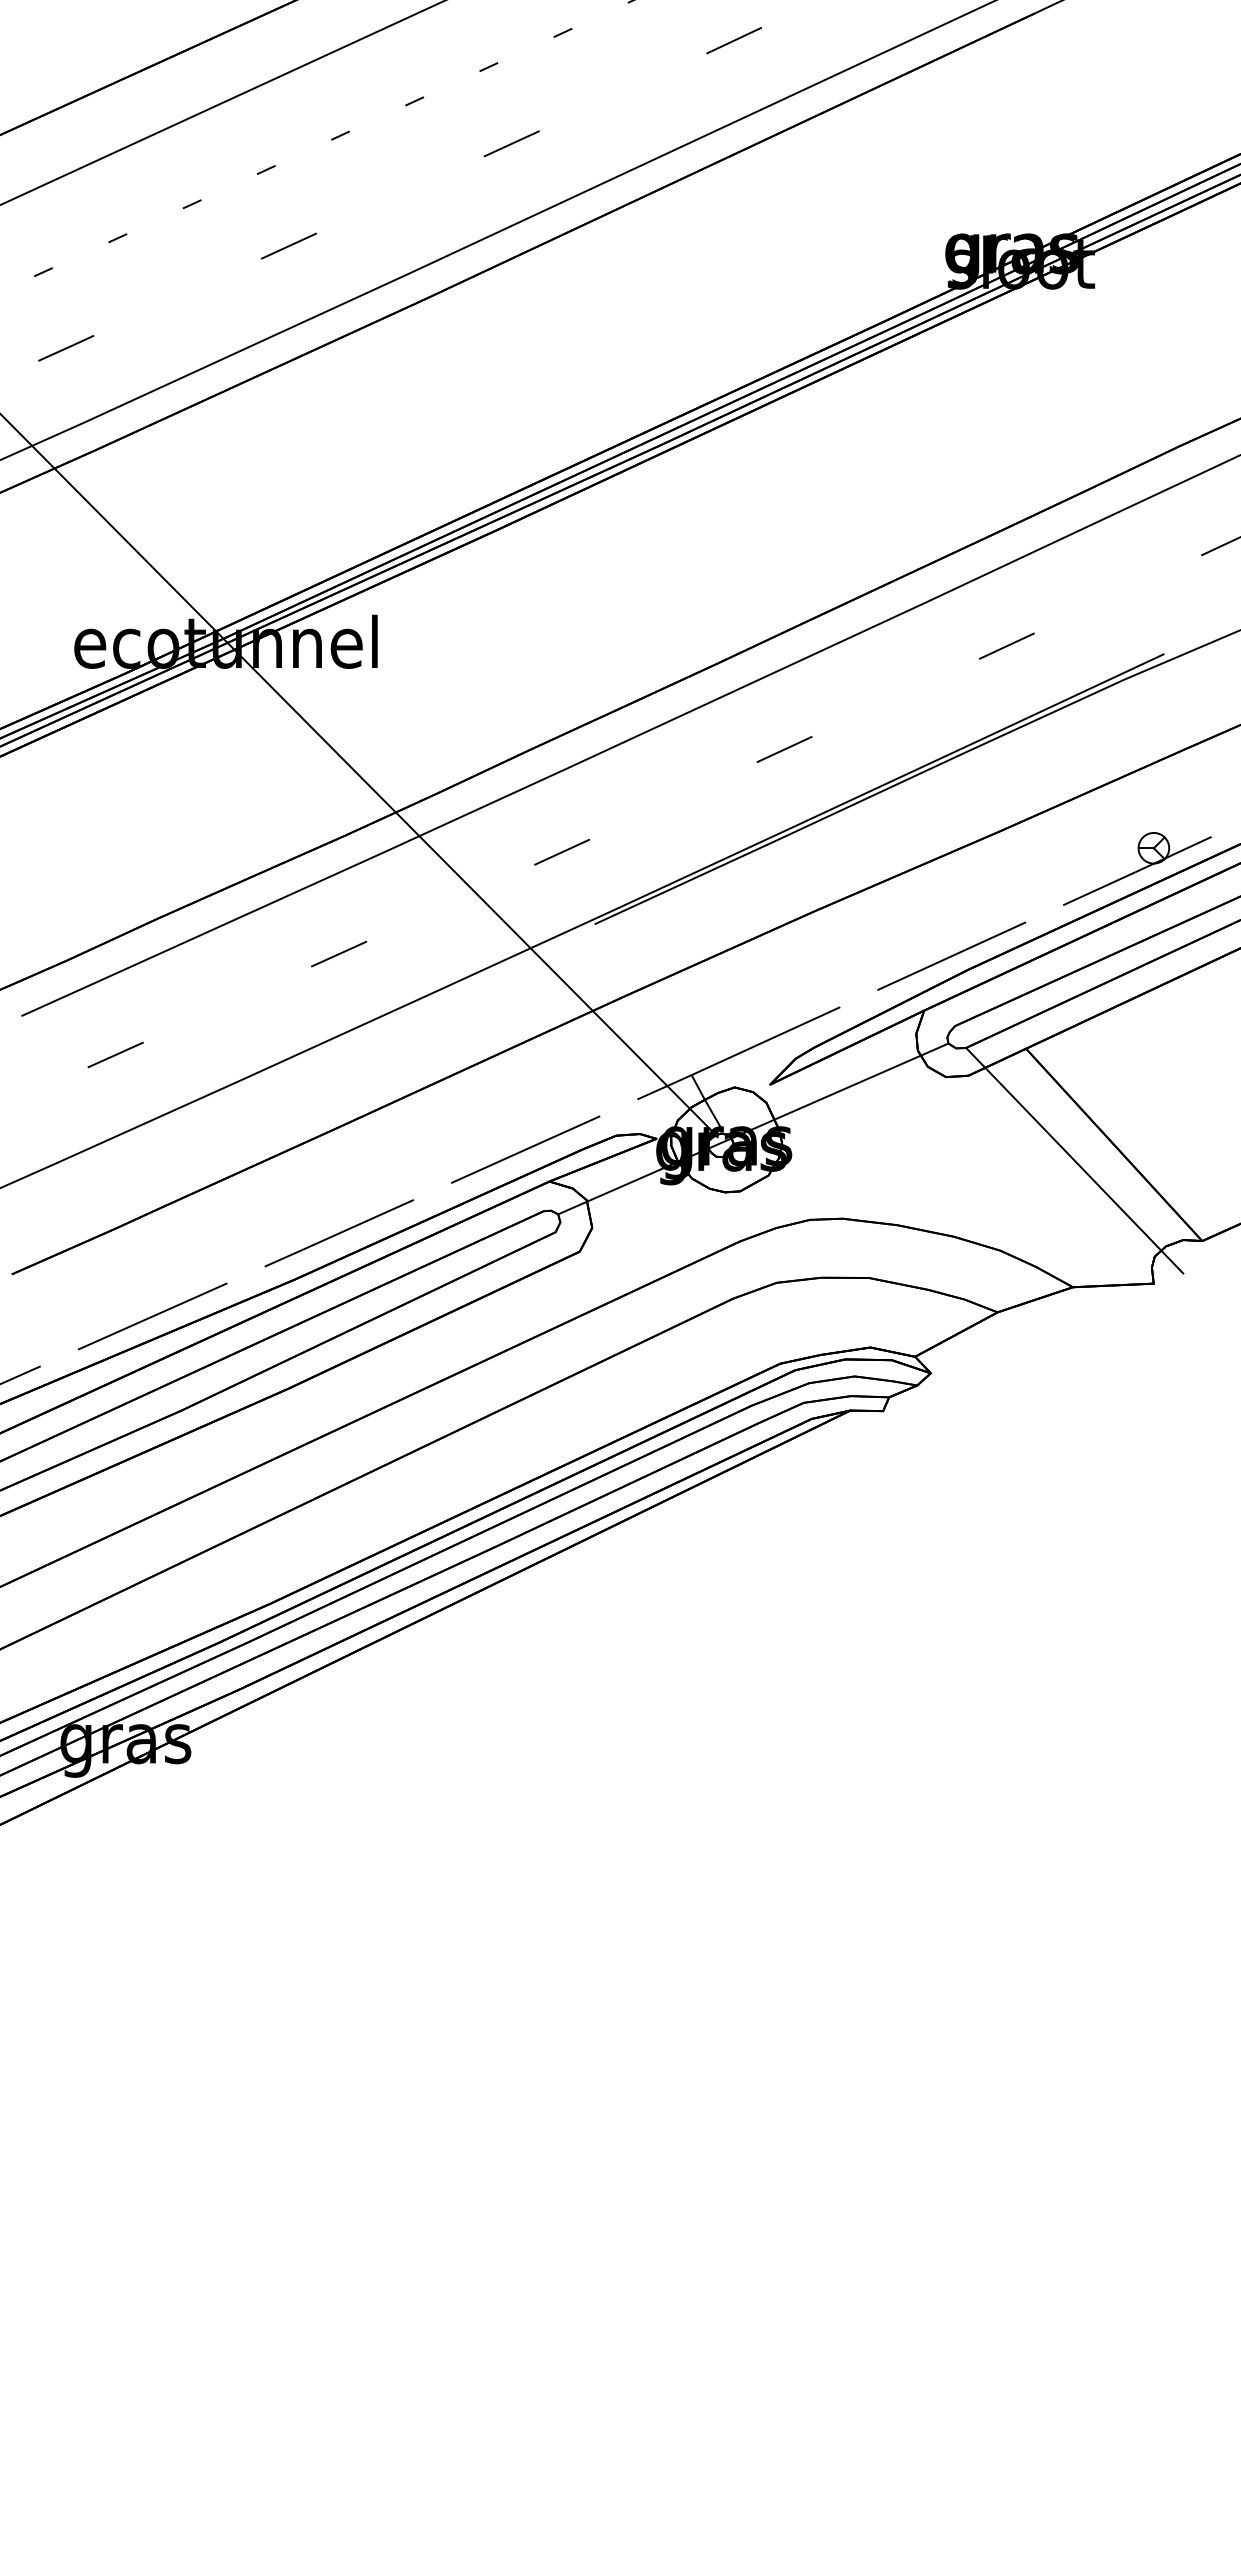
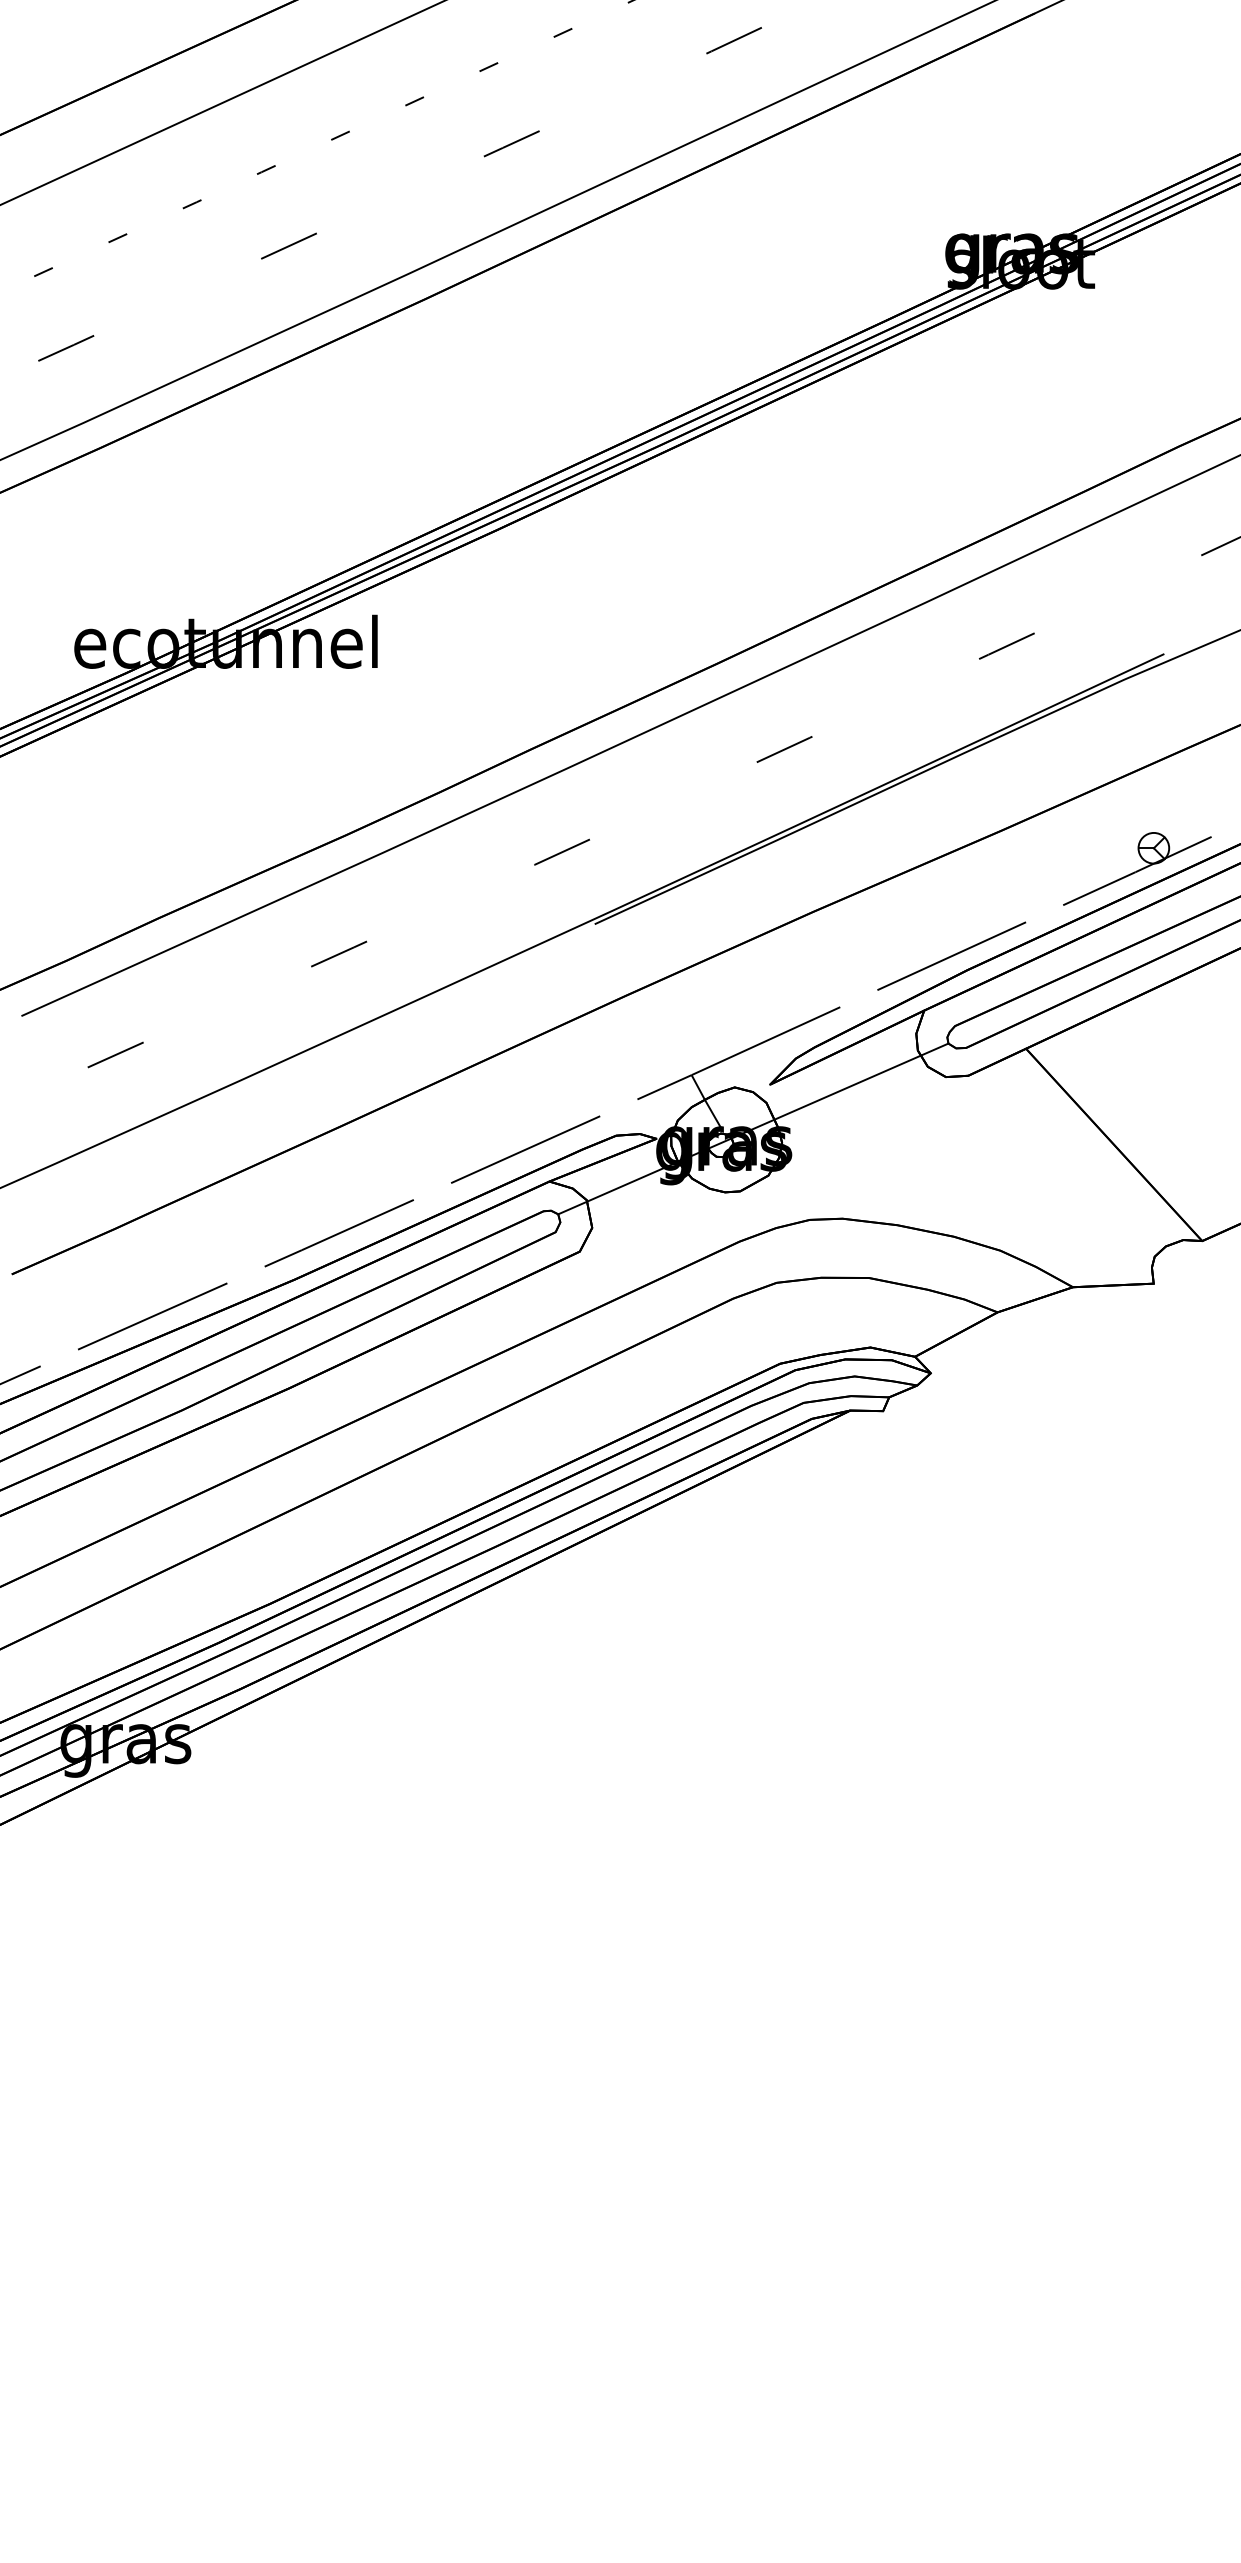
line: present -> none (358, 774)
line: present -> none (1074, 1160)
